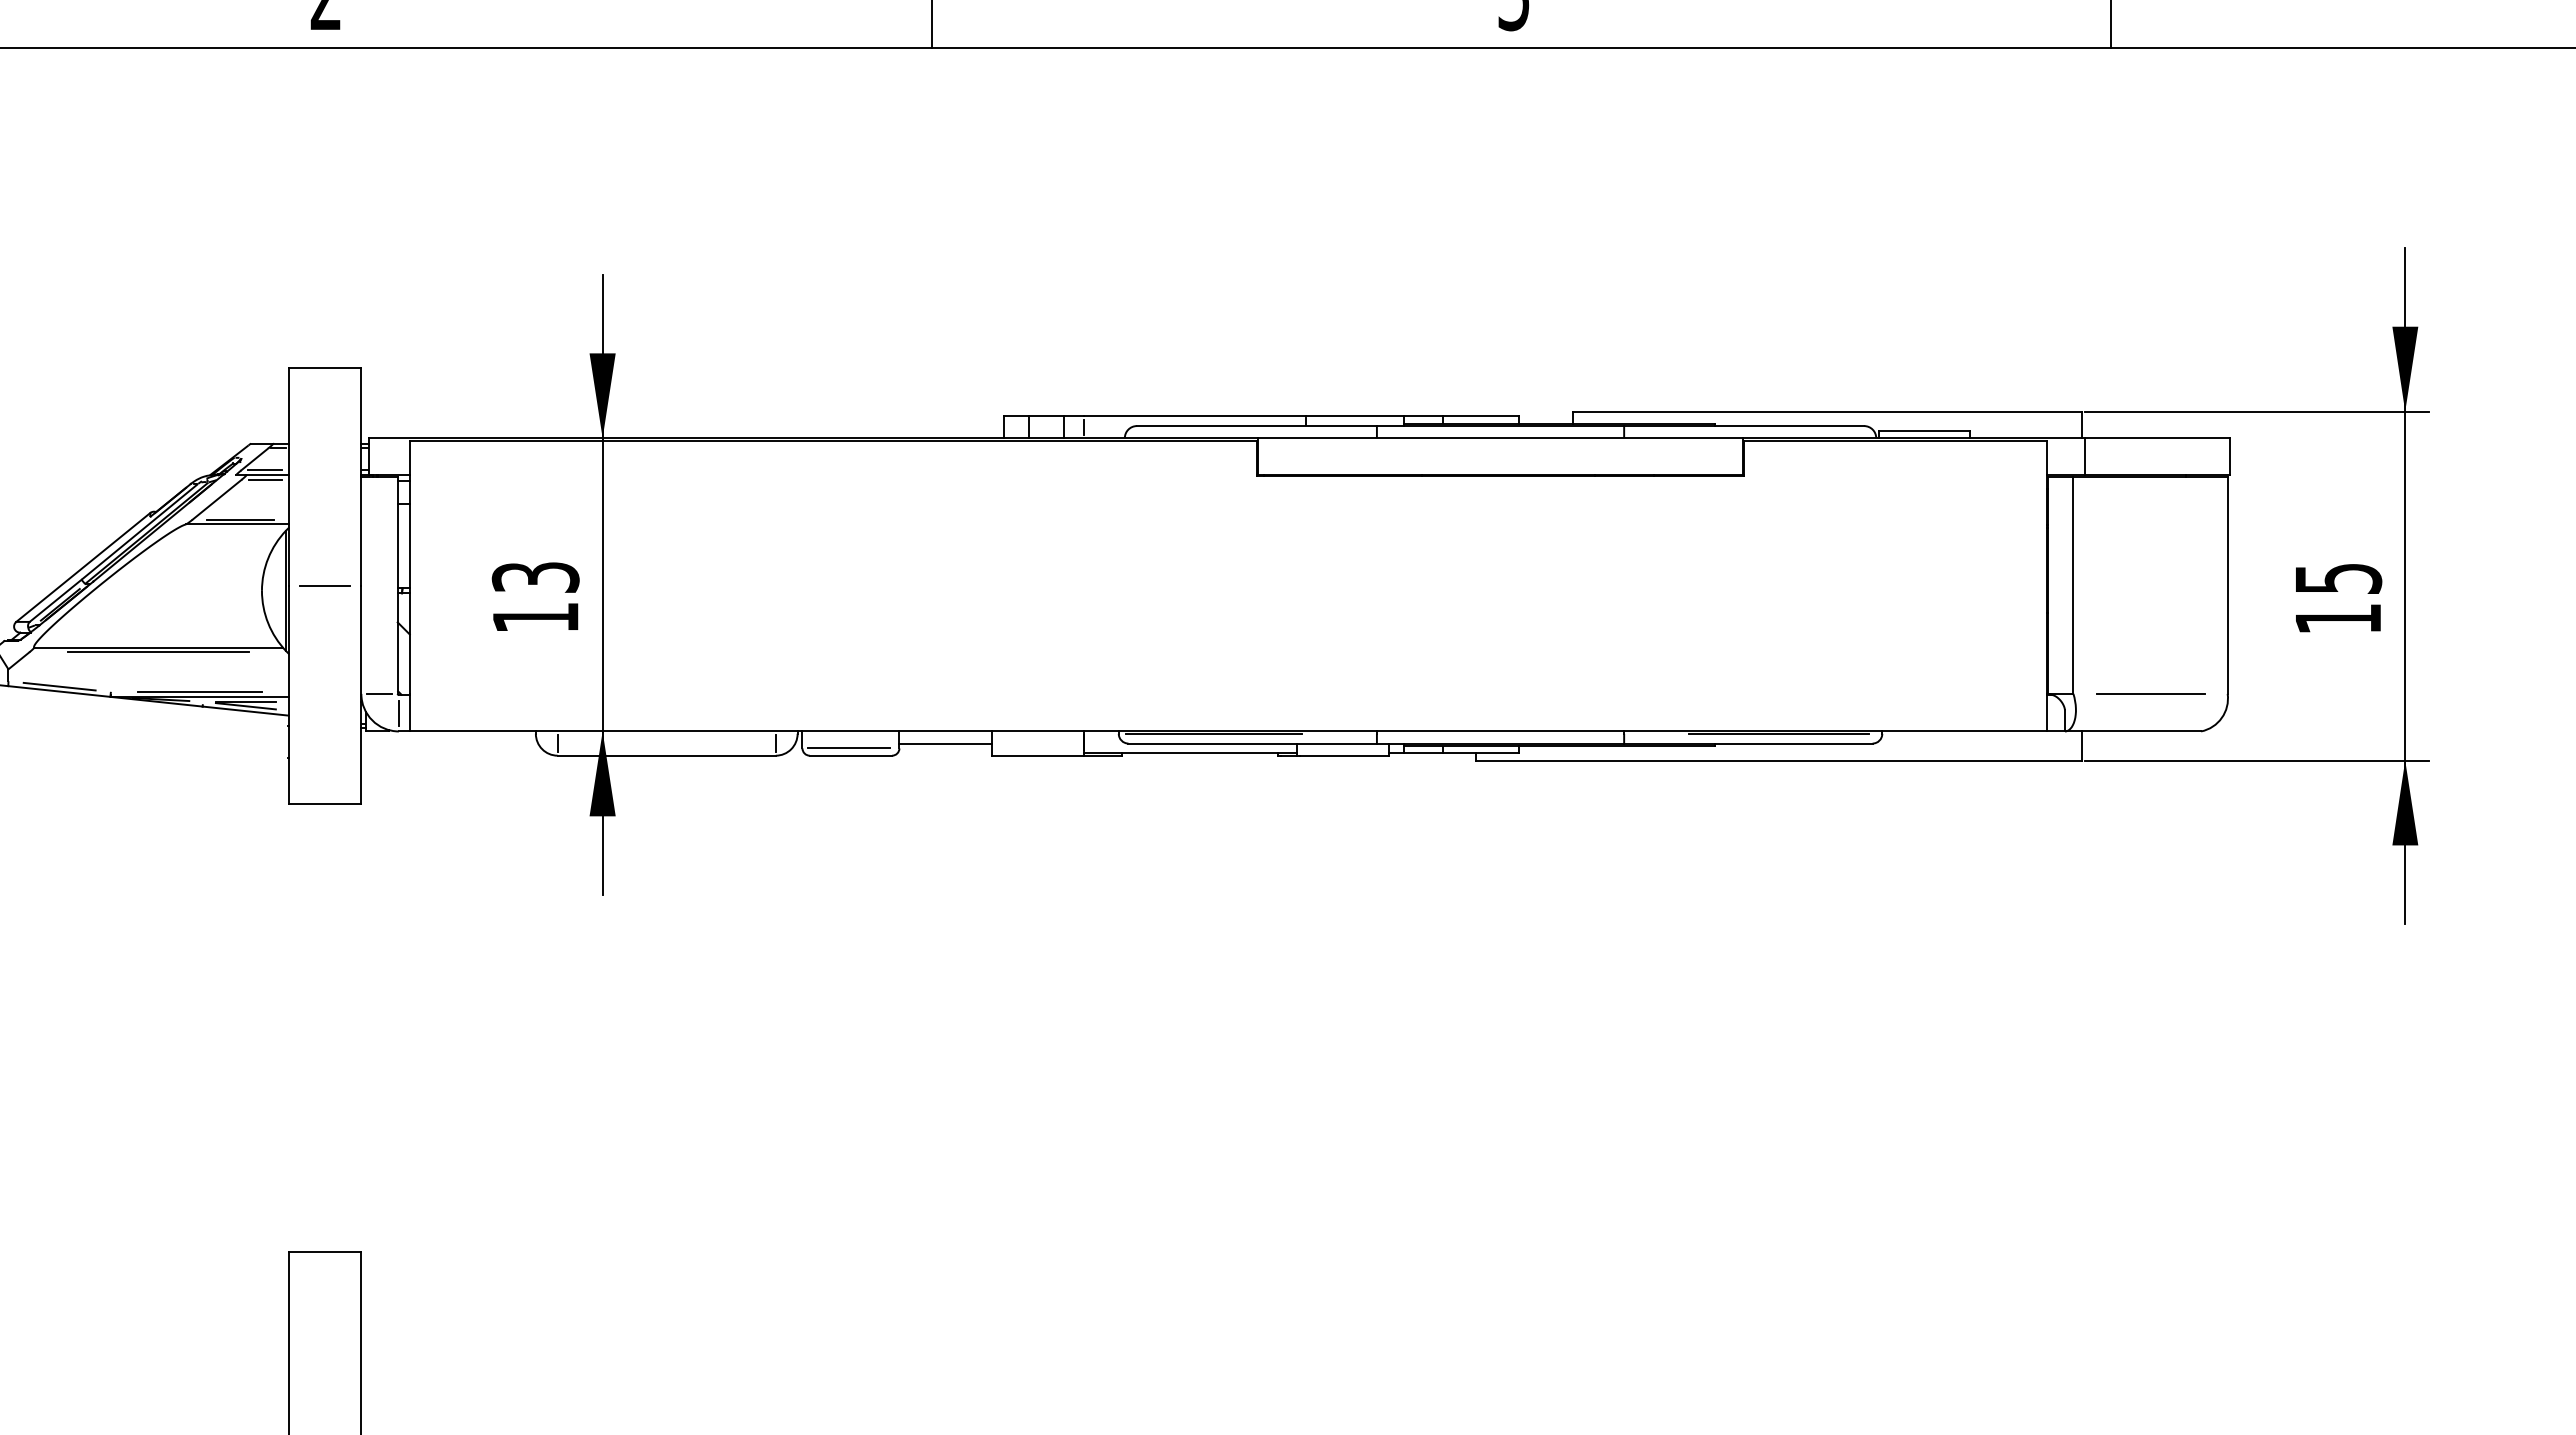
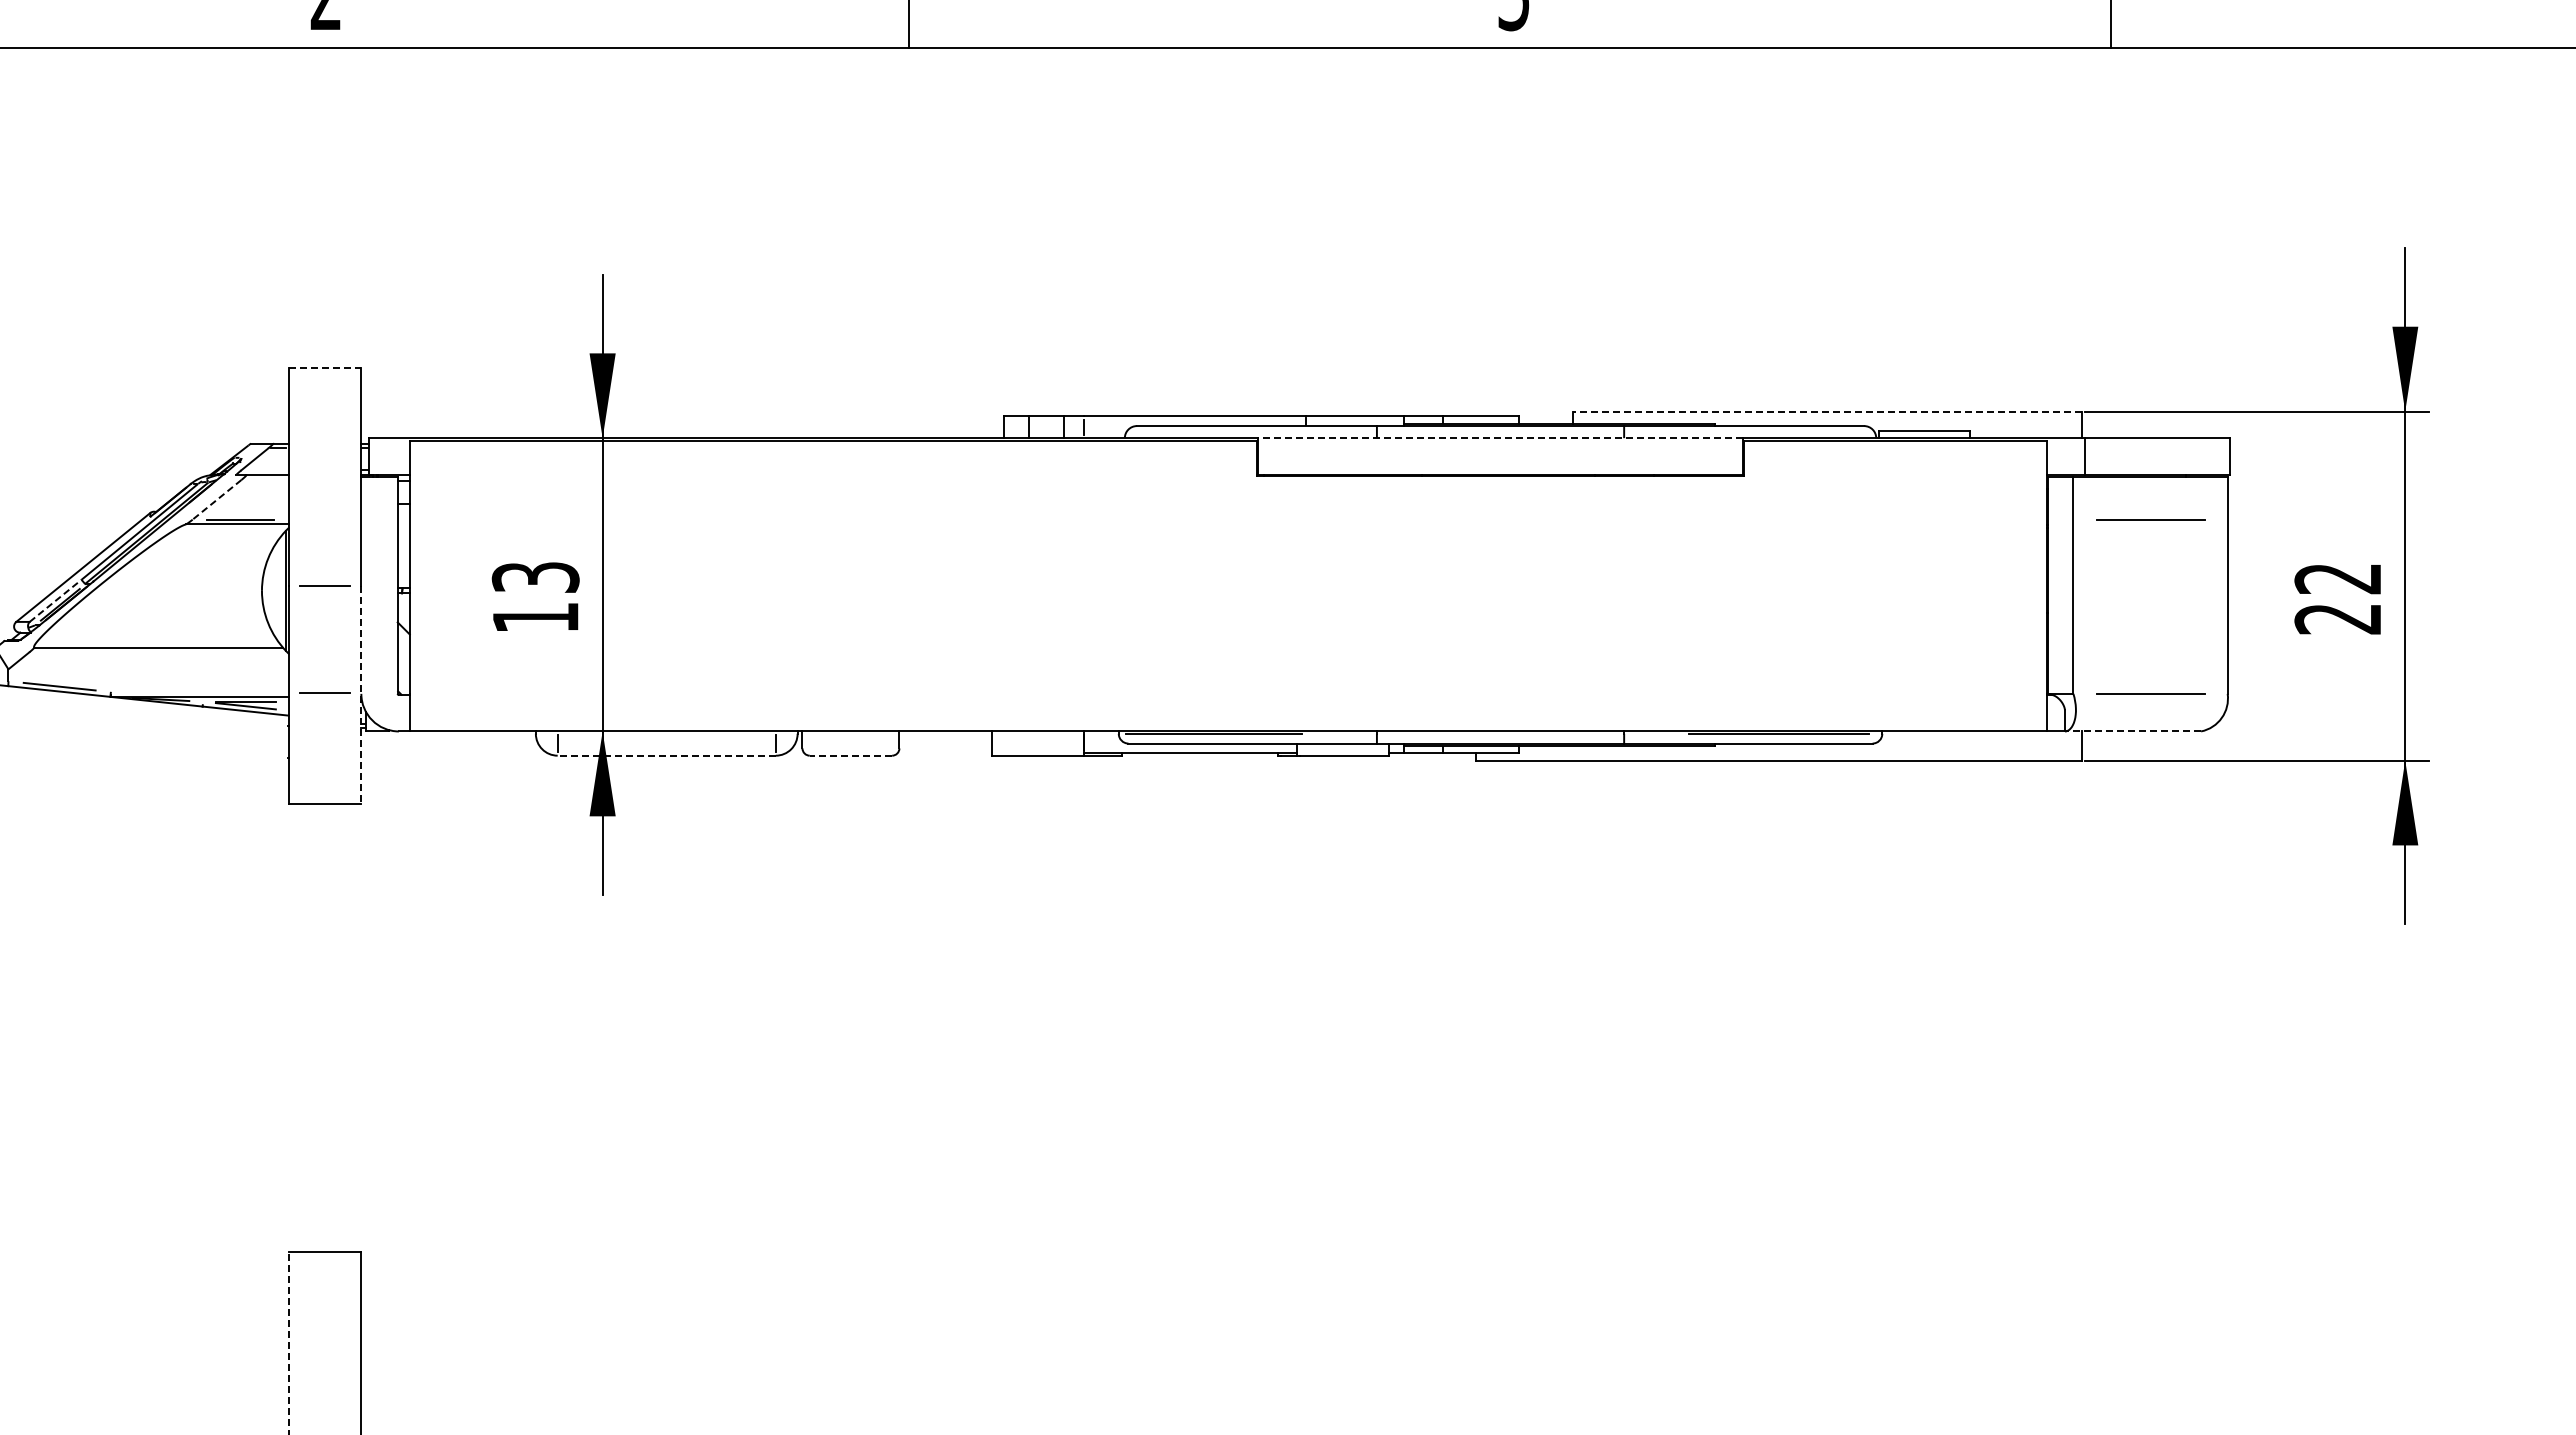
line position: (931, 24) -> (908, 24) (908, 24)
line: solid -> dashed (325, 367)
line: solid -> dashed (1827, 411)
line: solid -> dashed (1500, 438)
line: present -> none (264, 470)
line: present -> none (264, 479)
line: solid -> dashed (216, 500)
line: none -> present (2150, 519)
text: 15 -> 22 (2338, 599)
line: solid -> dashed (55, 600)
line: present -> none (158, 652)
line: present -> none (199, 692)
line: none -> present (324, 692)
line: present -> none (379, 693)
line: solid -> dashed (361, 695)
line: present -> none (398, 713)
line: solid -> dashed (2132, 731)
line: present -> none (945, 743)
line: present -> none (849, 748)
line: solid -> dashed (666, 755)
line: solid -> dashed (850, 755)
line: solid -> dashed (288, 1342)
